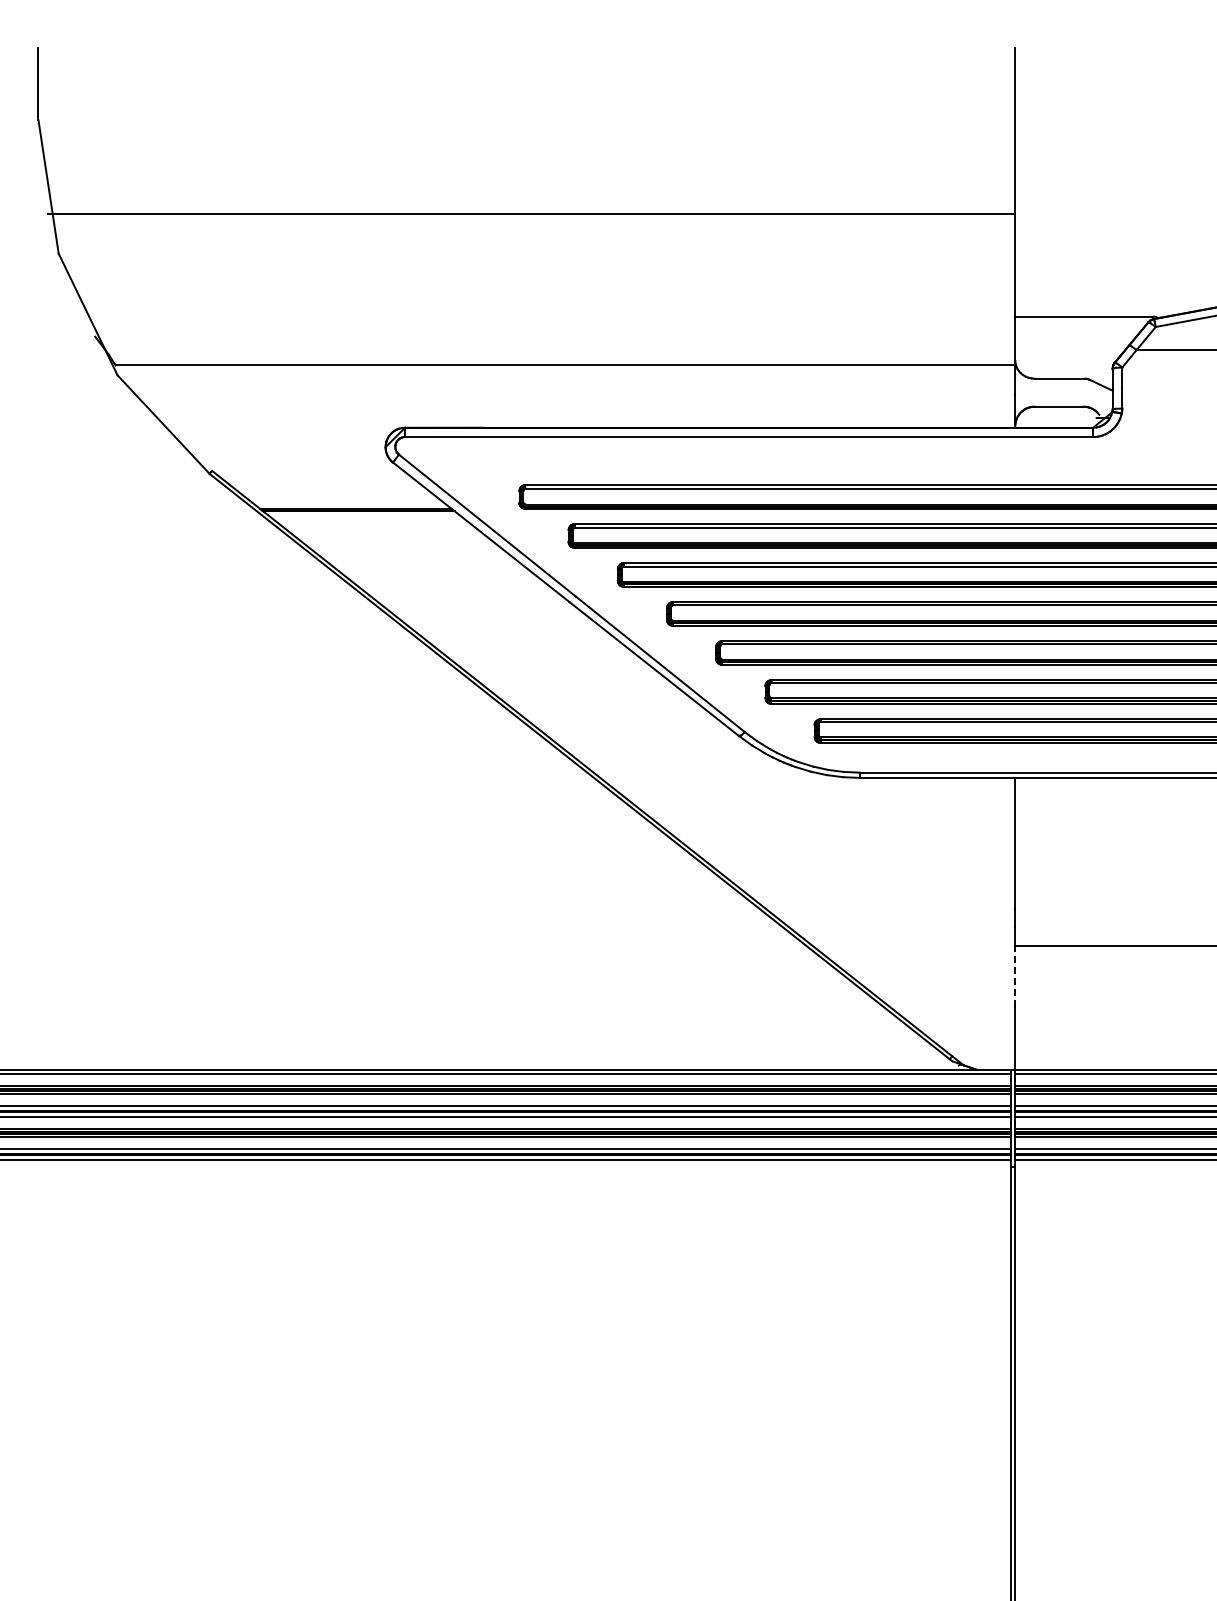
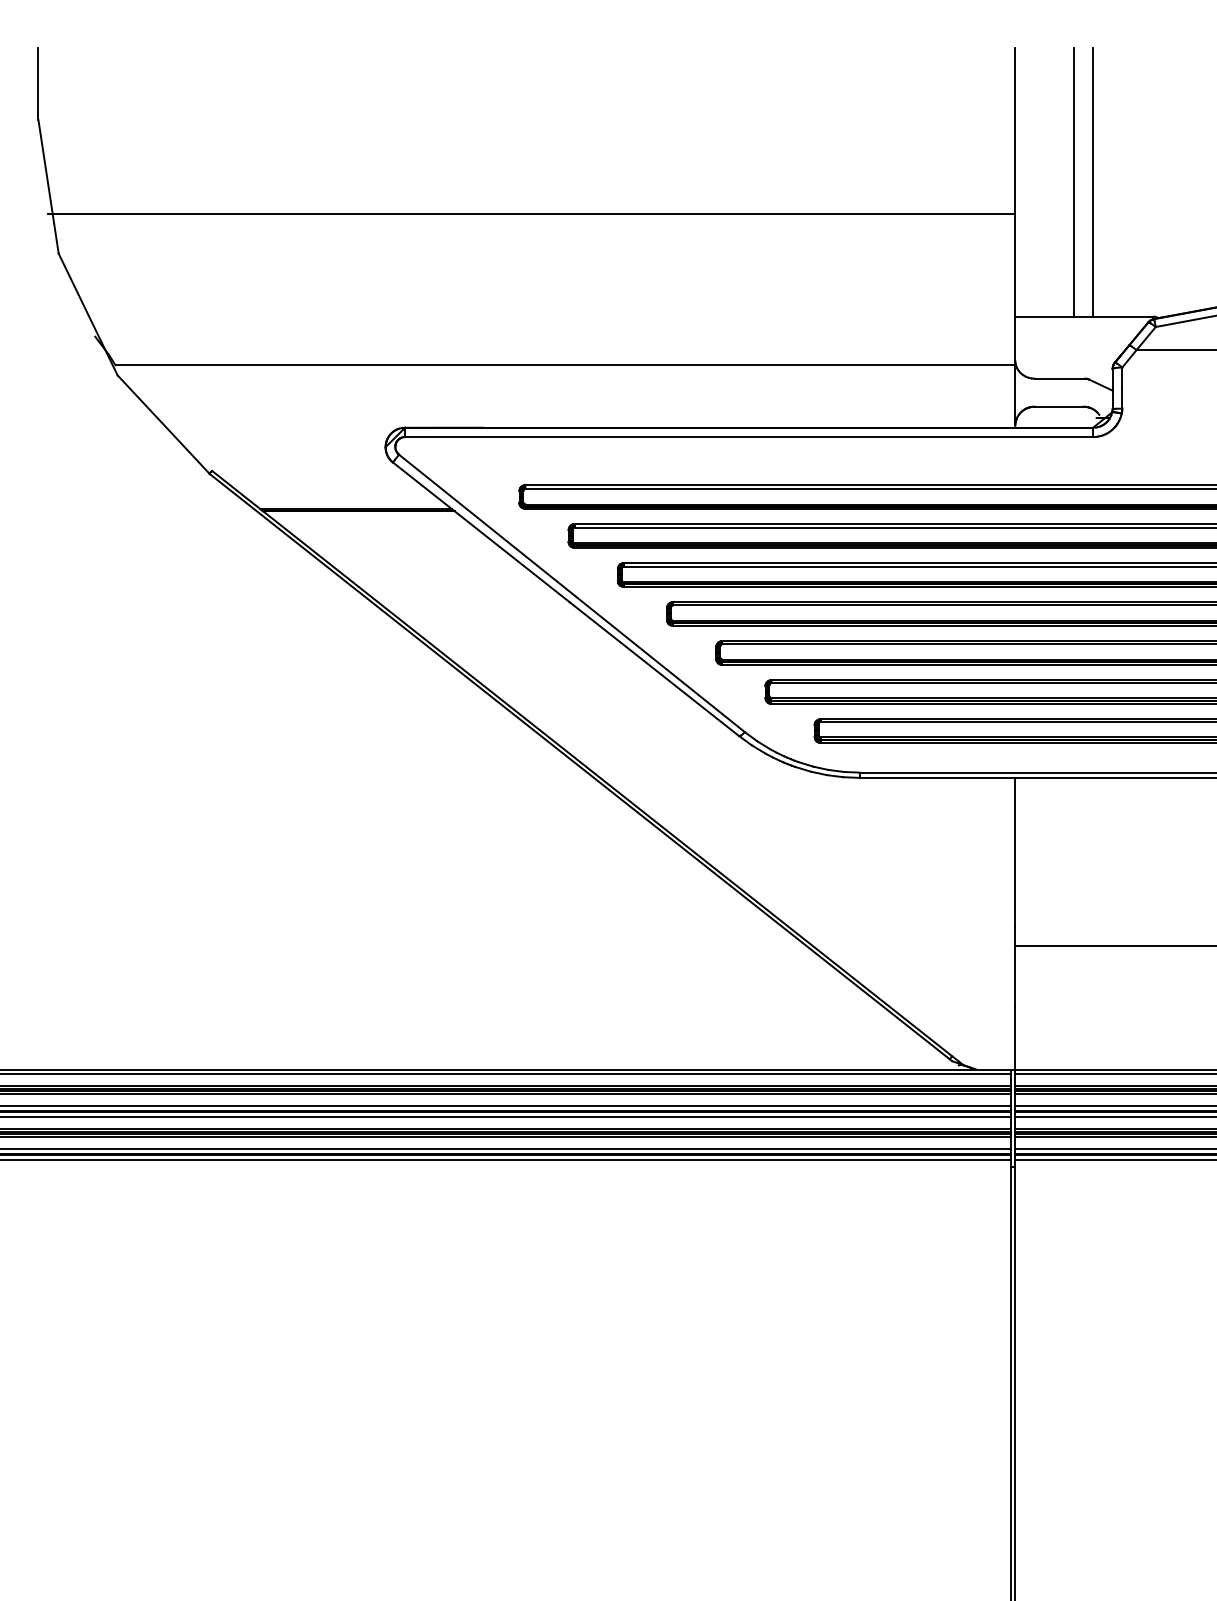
line: none -> present (1073, 182)
line: none -> present (1093, 182)
line: dashed -> solid (1015, 976)
